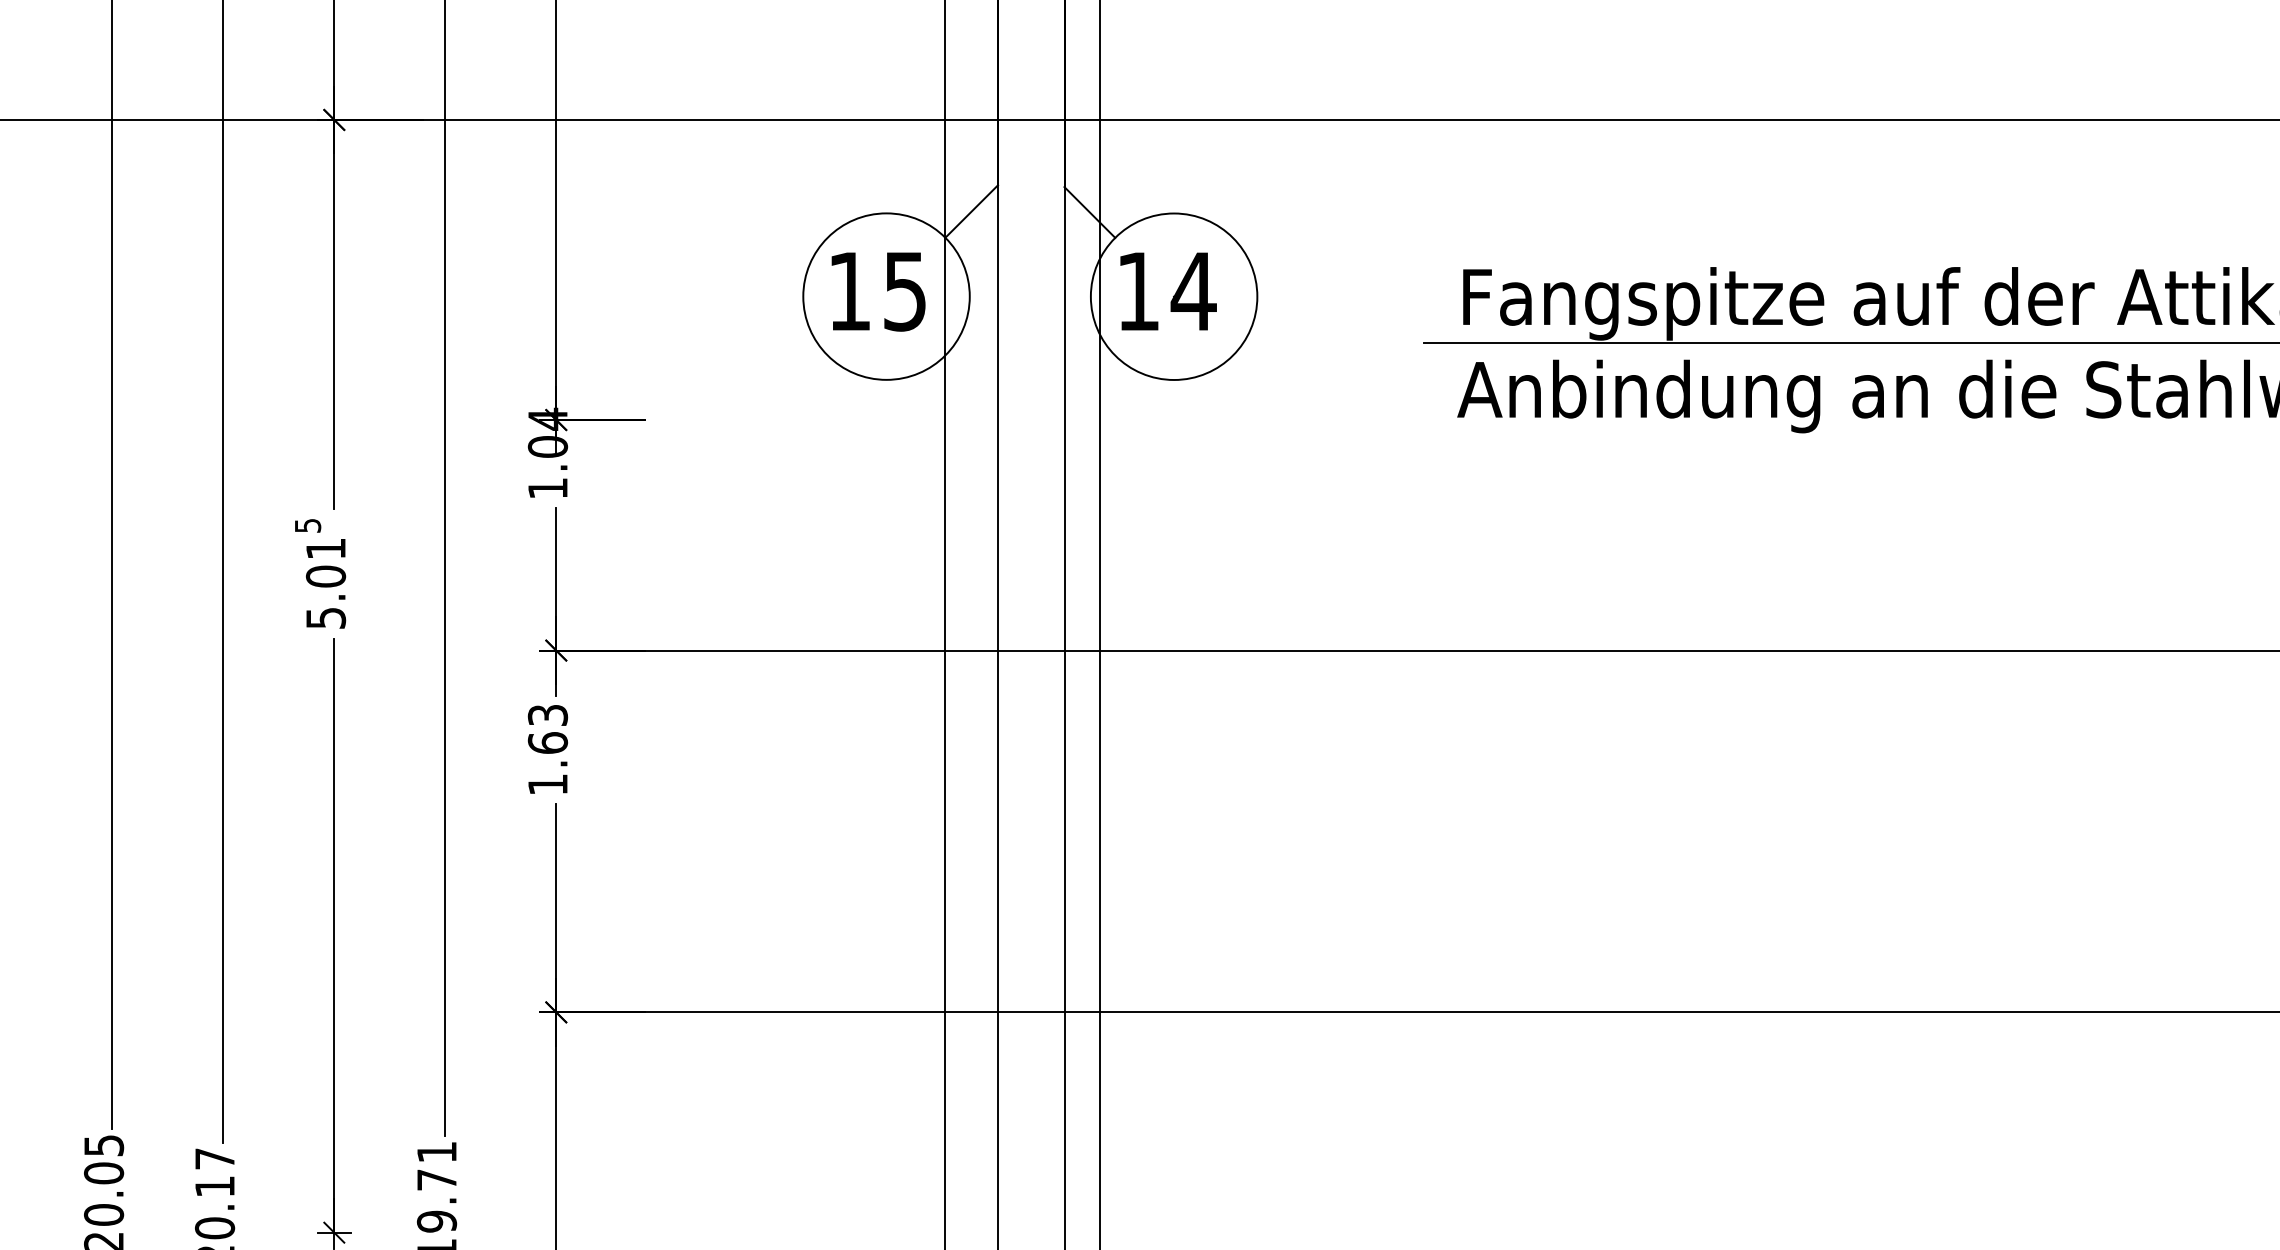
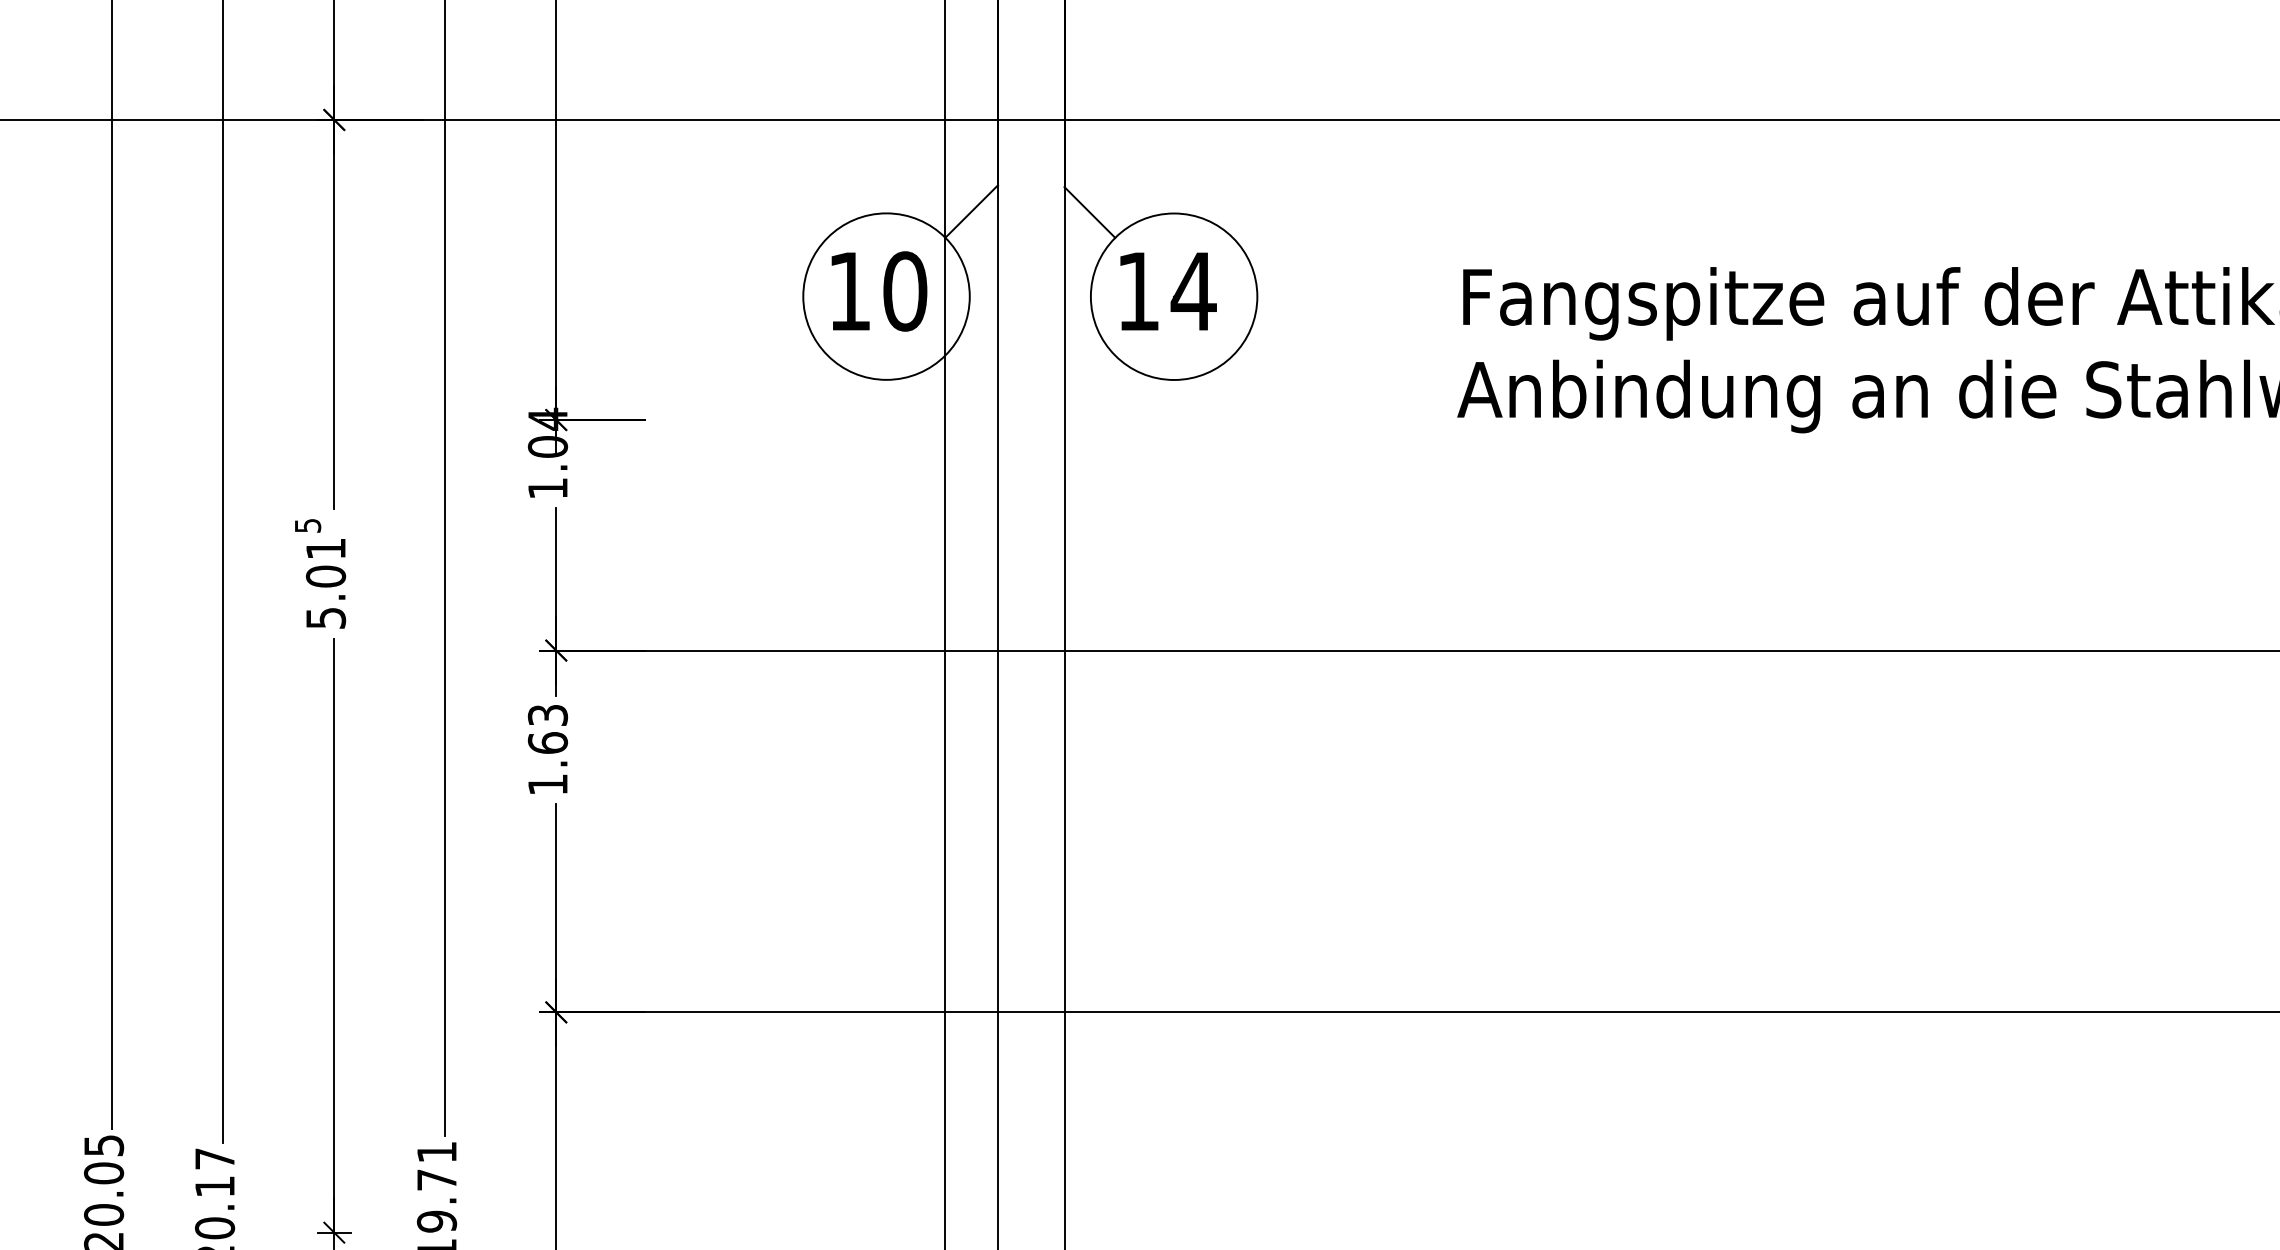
text: 15 -> 10 (905, 291)
line: present -> none (1849, 343)
line: present -> none (1100, 624)
